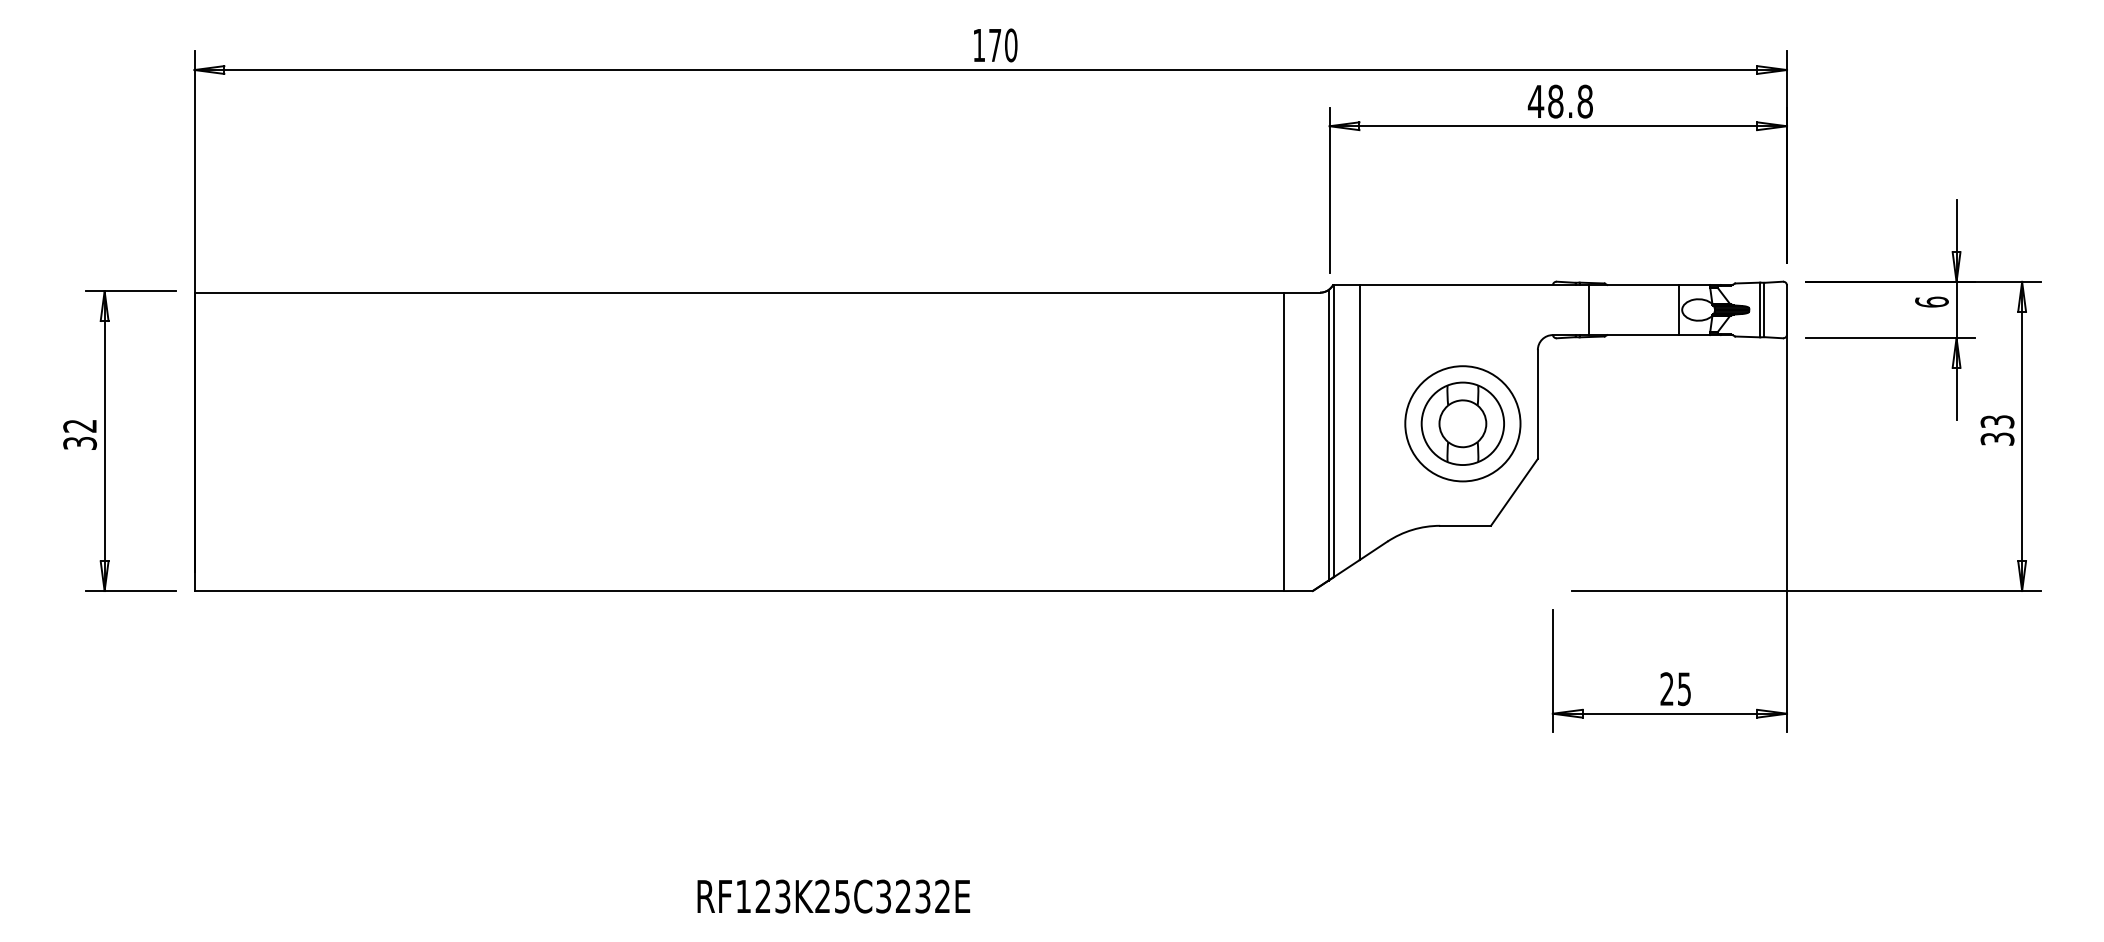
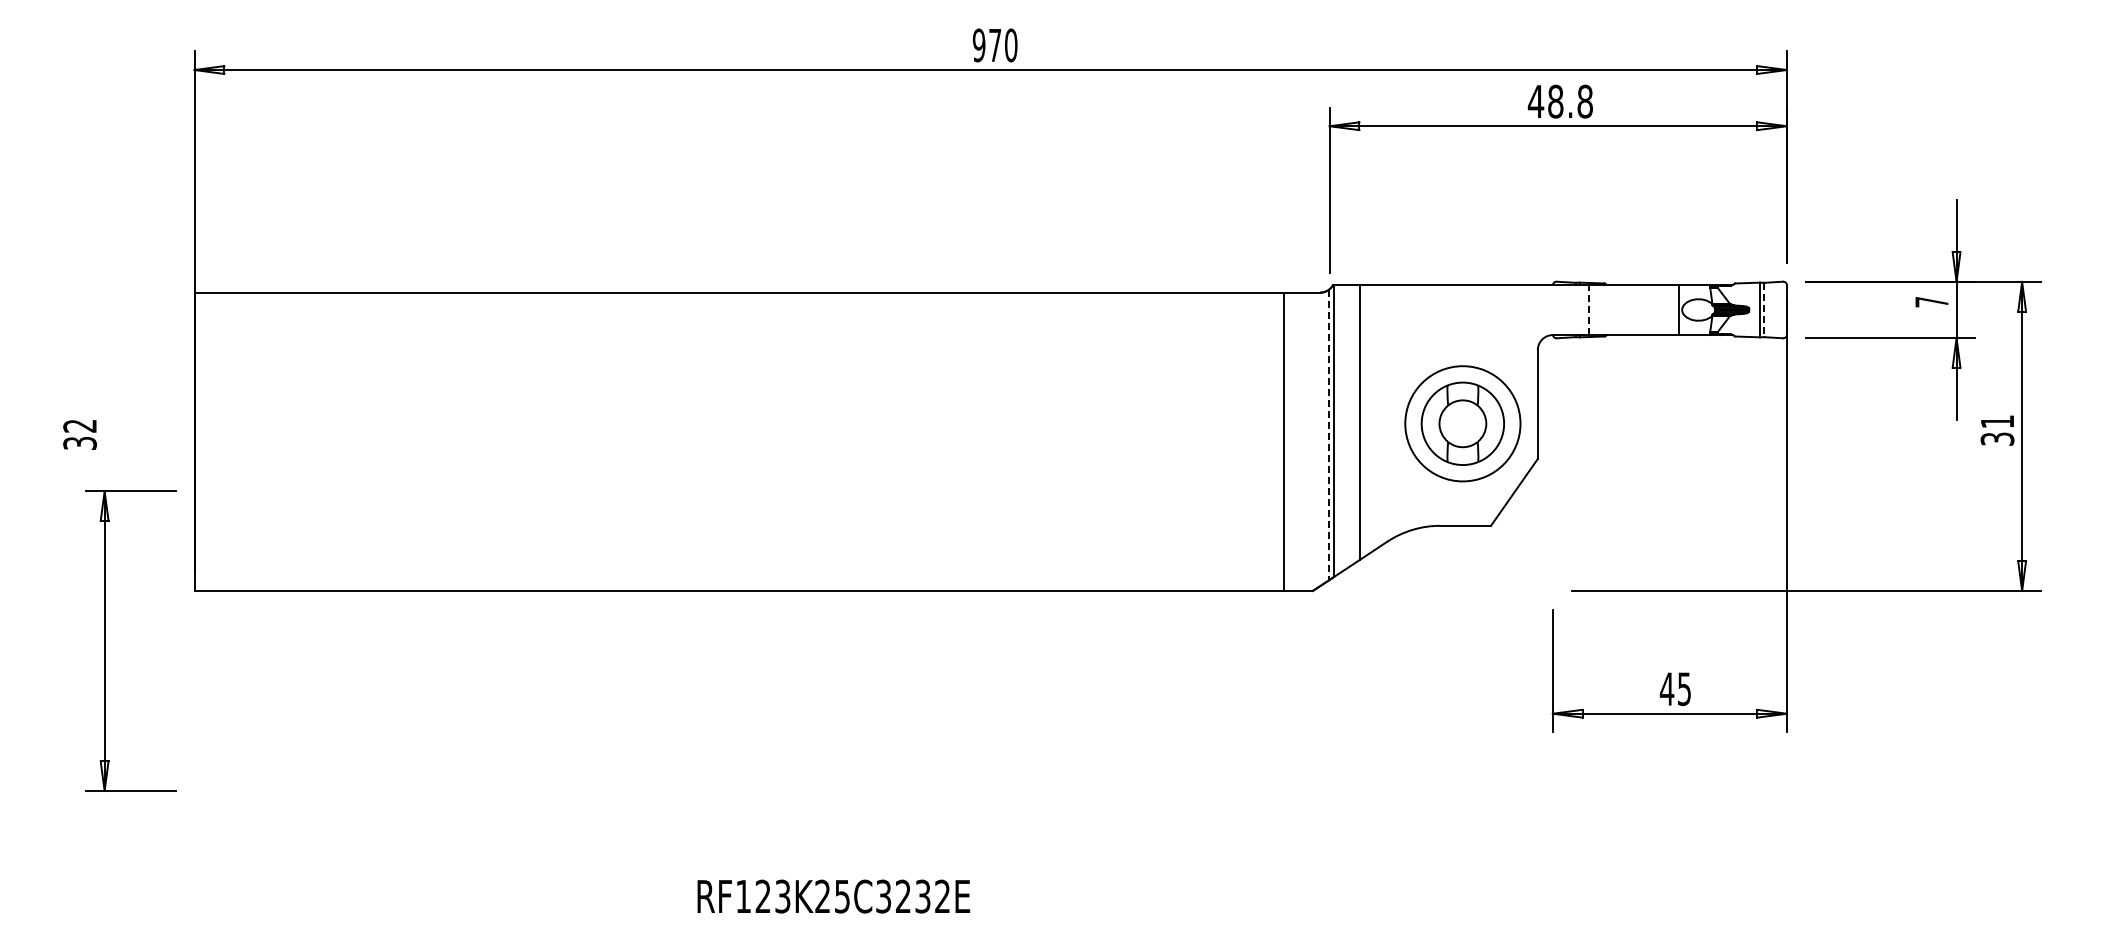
text: 170 -> 970 (978, 45)
text: 6 -> 7 (1931, 301)
line: solid -> dashed (1588, 309)
line: solid -> dashed (1764, 310)
text: 33 -> 31 (1997, 421)
line: solid -> dashed (1328, 435)
part position: (105, 440) -> (105, 640) (105, 640)
text: 25 -> 45 (1666, 688)
